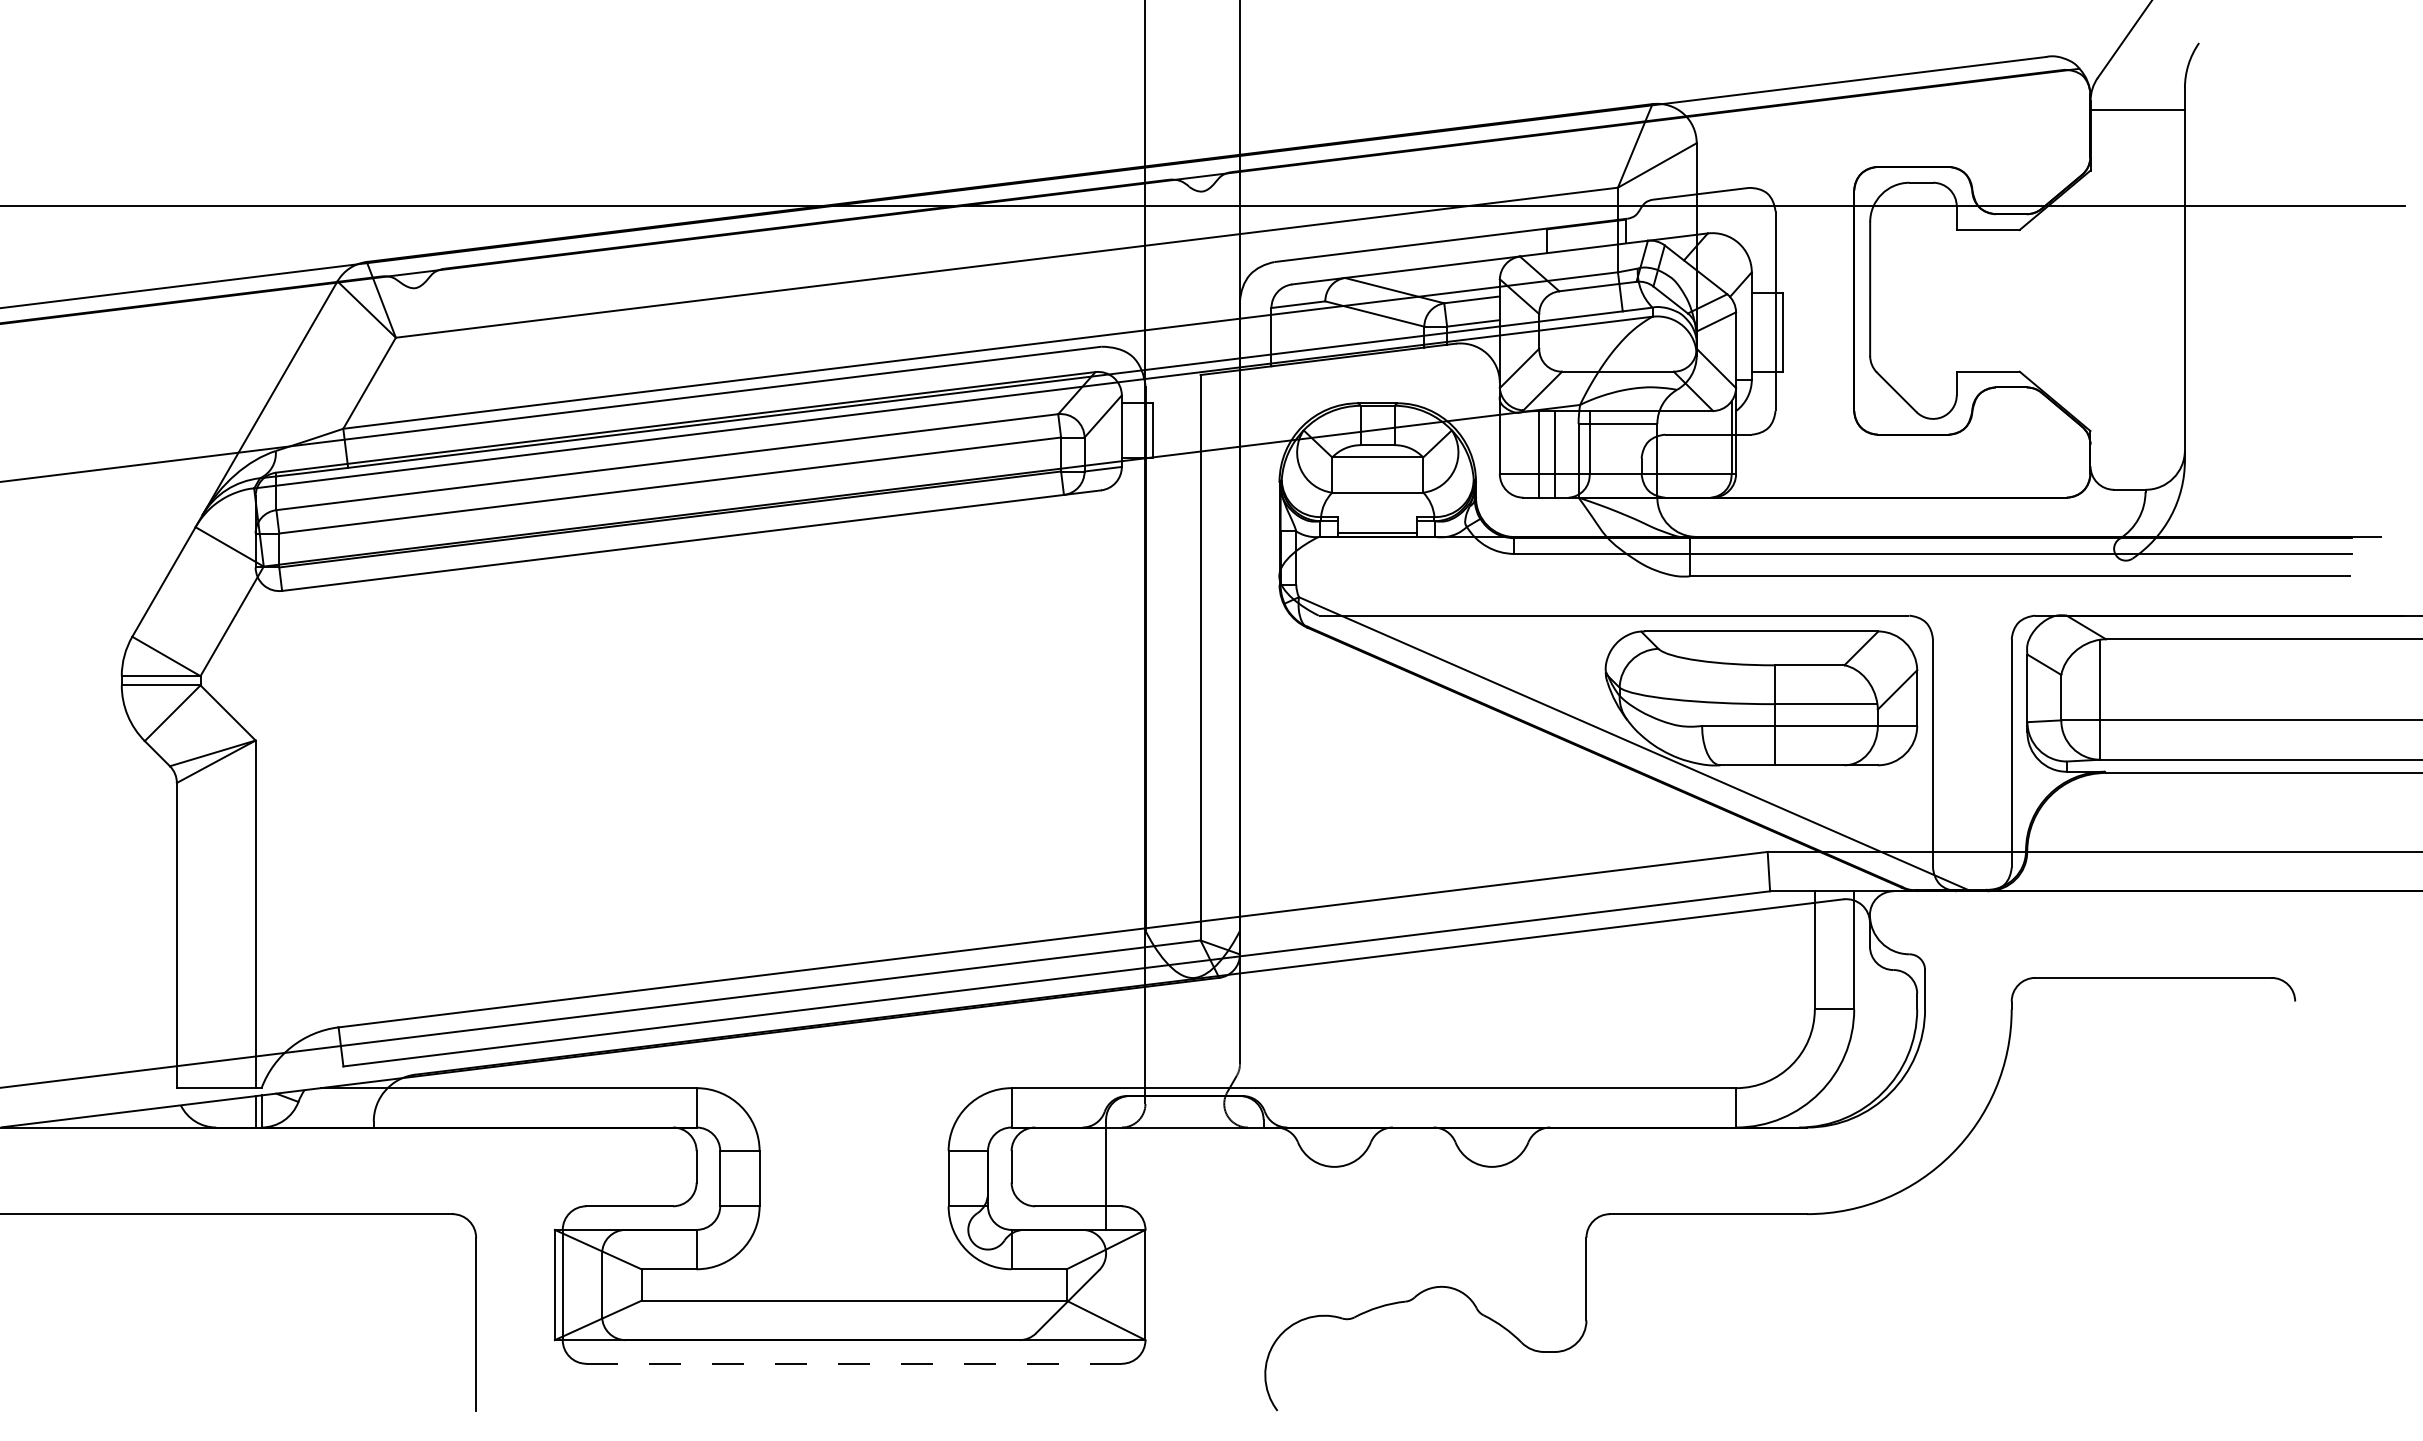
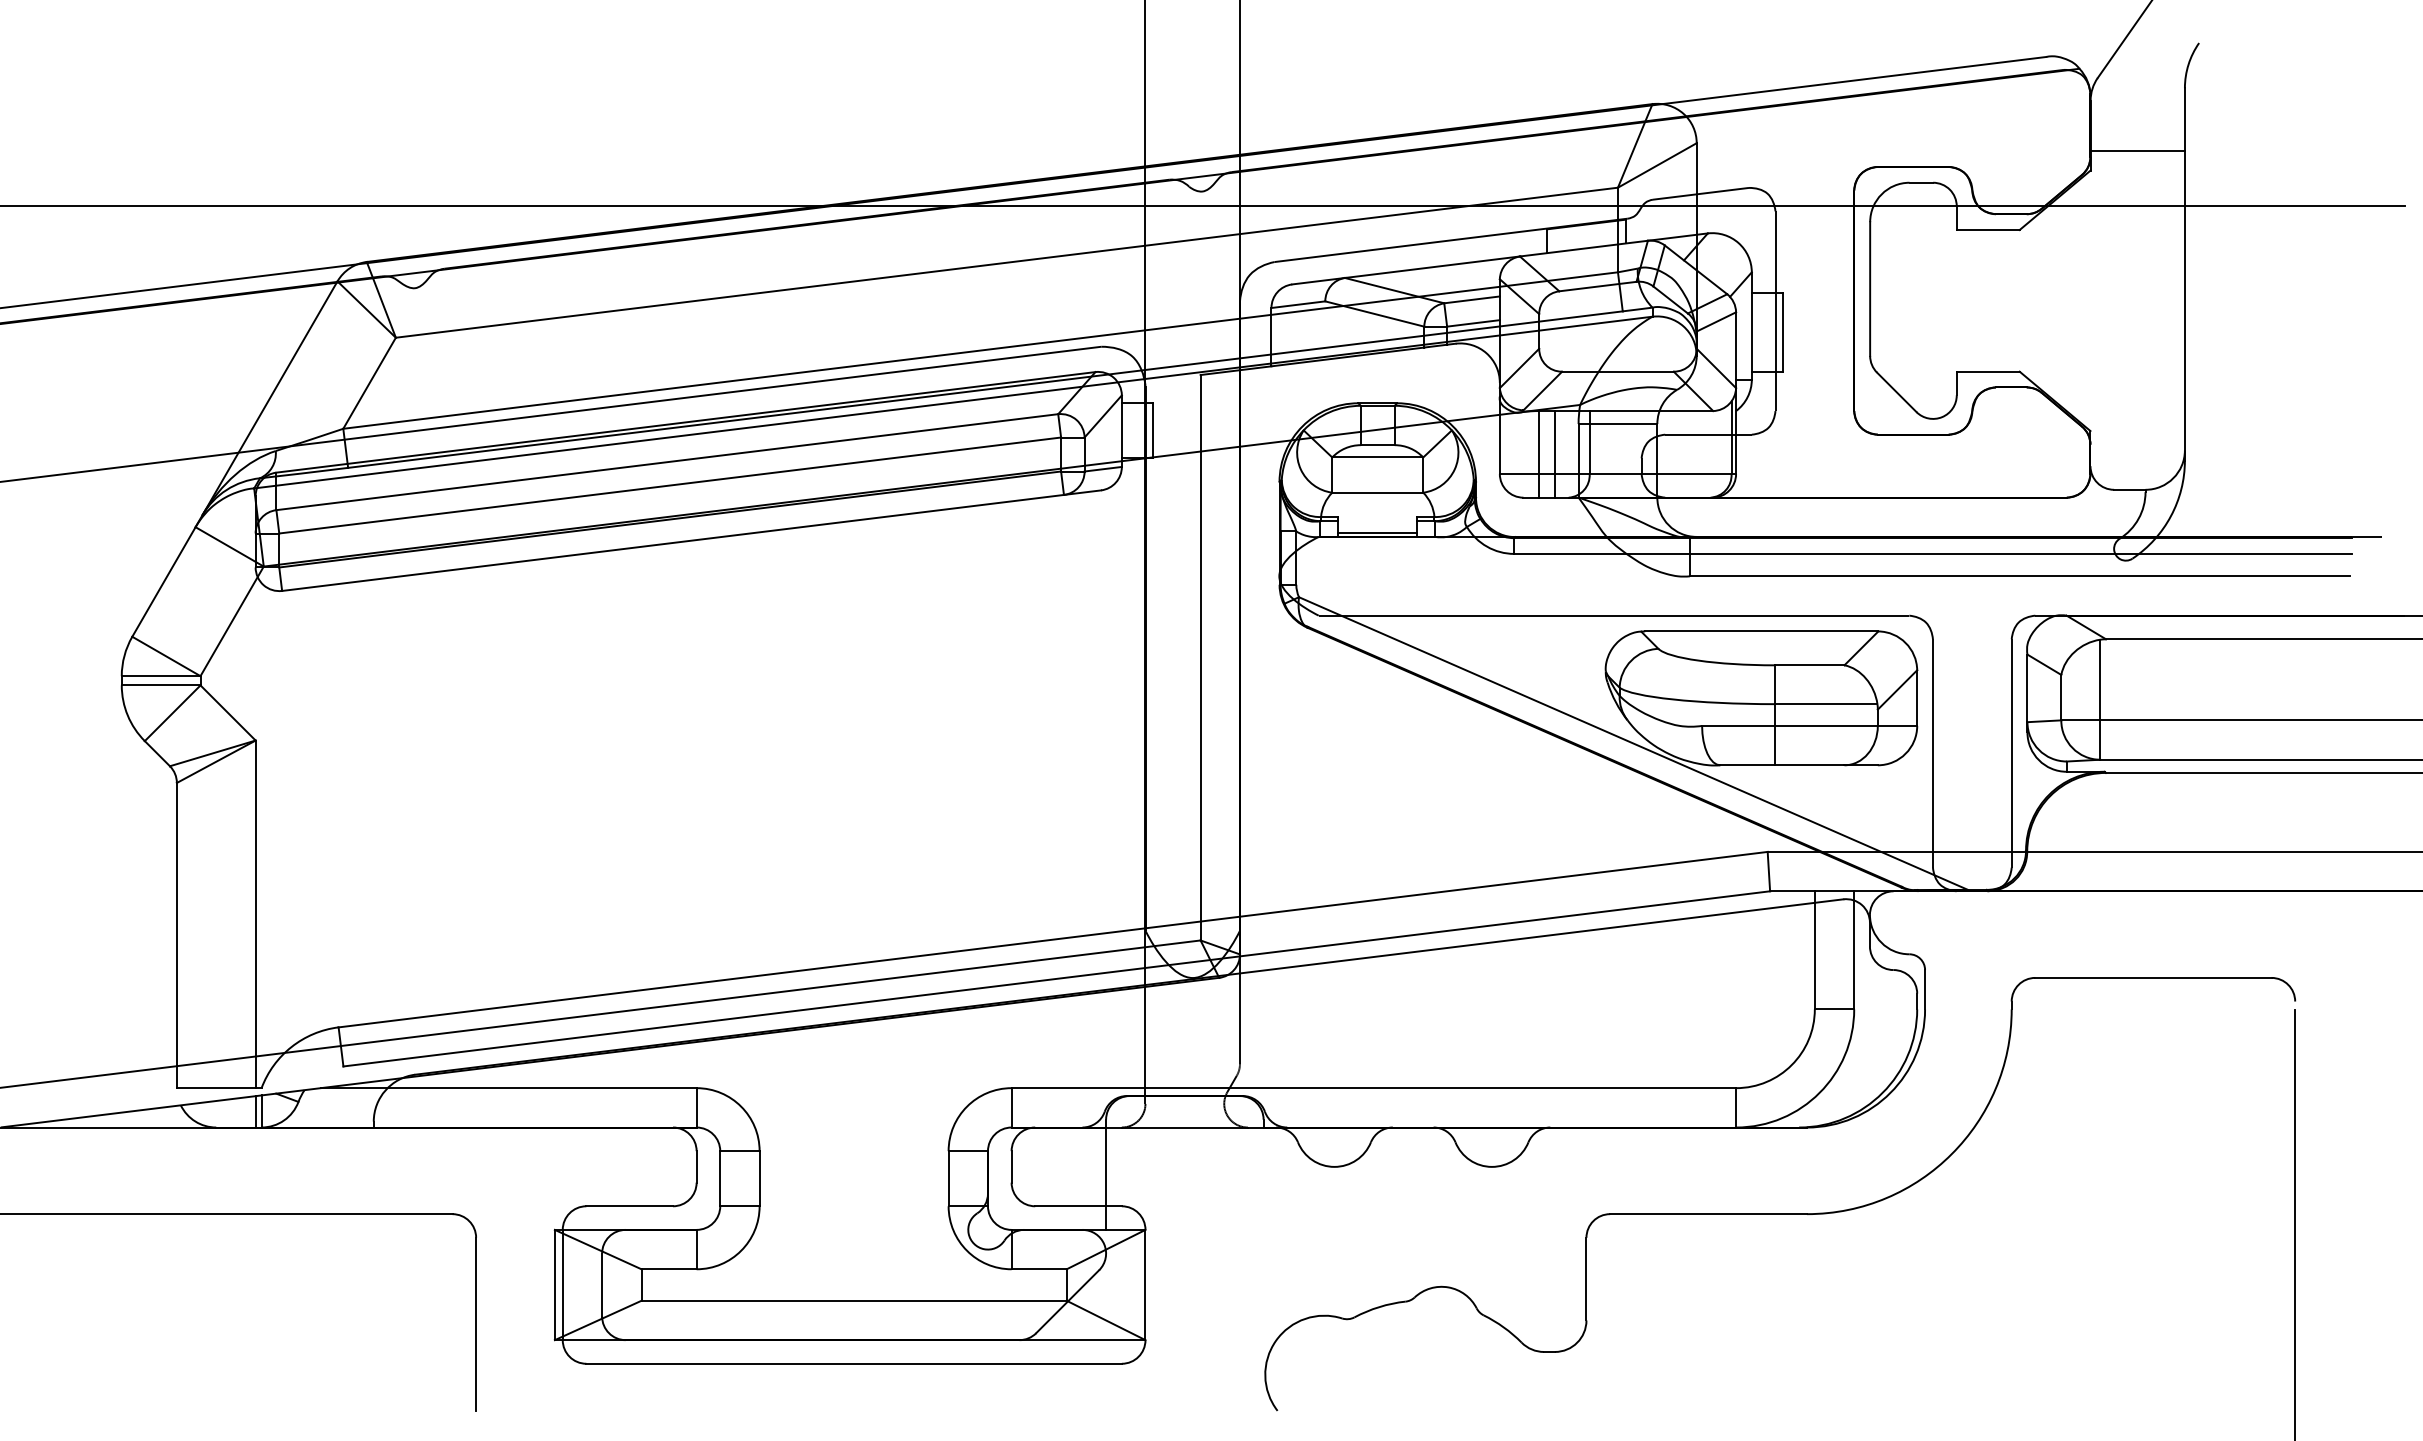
line position: (2137, 110) -> (2137, 151) (2137, 151)
line: none -> present (2295, 1223)
line: dashed -> solid (854, 1363)
